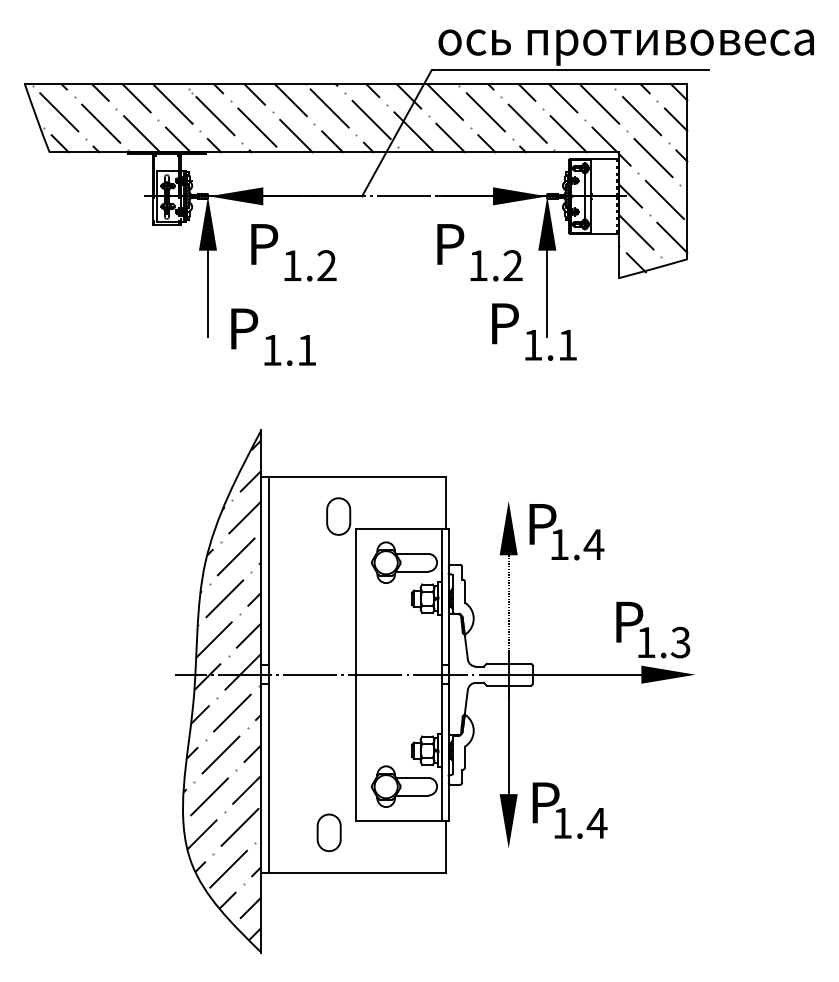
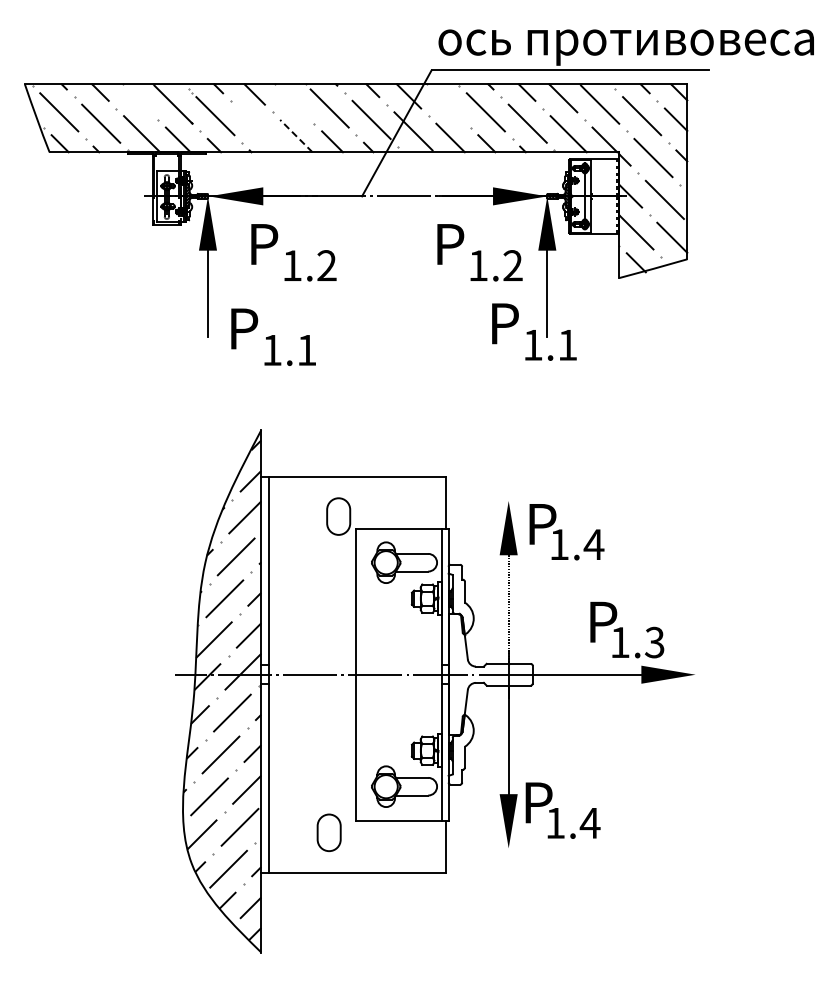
line: present -> none (136, 98)
line: present -> none (290, 100)
line: present -> none (445, 101)
line: present -> none (257, 127)
line: solid -> dashed (296, 136)
text position: (653, 629) -> (627, 629) (627, 629)
text position: (569, 810) -> (562, 810) (562, 810)
